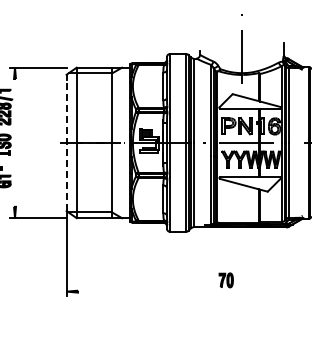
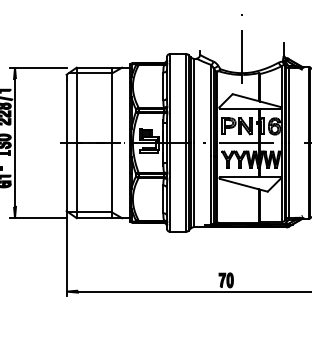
line: none -> present (15, 142)
line: dashed -> solid (66, 145)
line: none -> present (192, 291)
